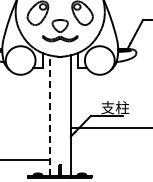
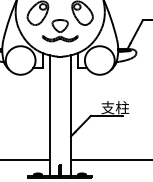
line: dashed -> solid (49, 114)
line position: (109, 127) -> (109, 159) (109, 159)
